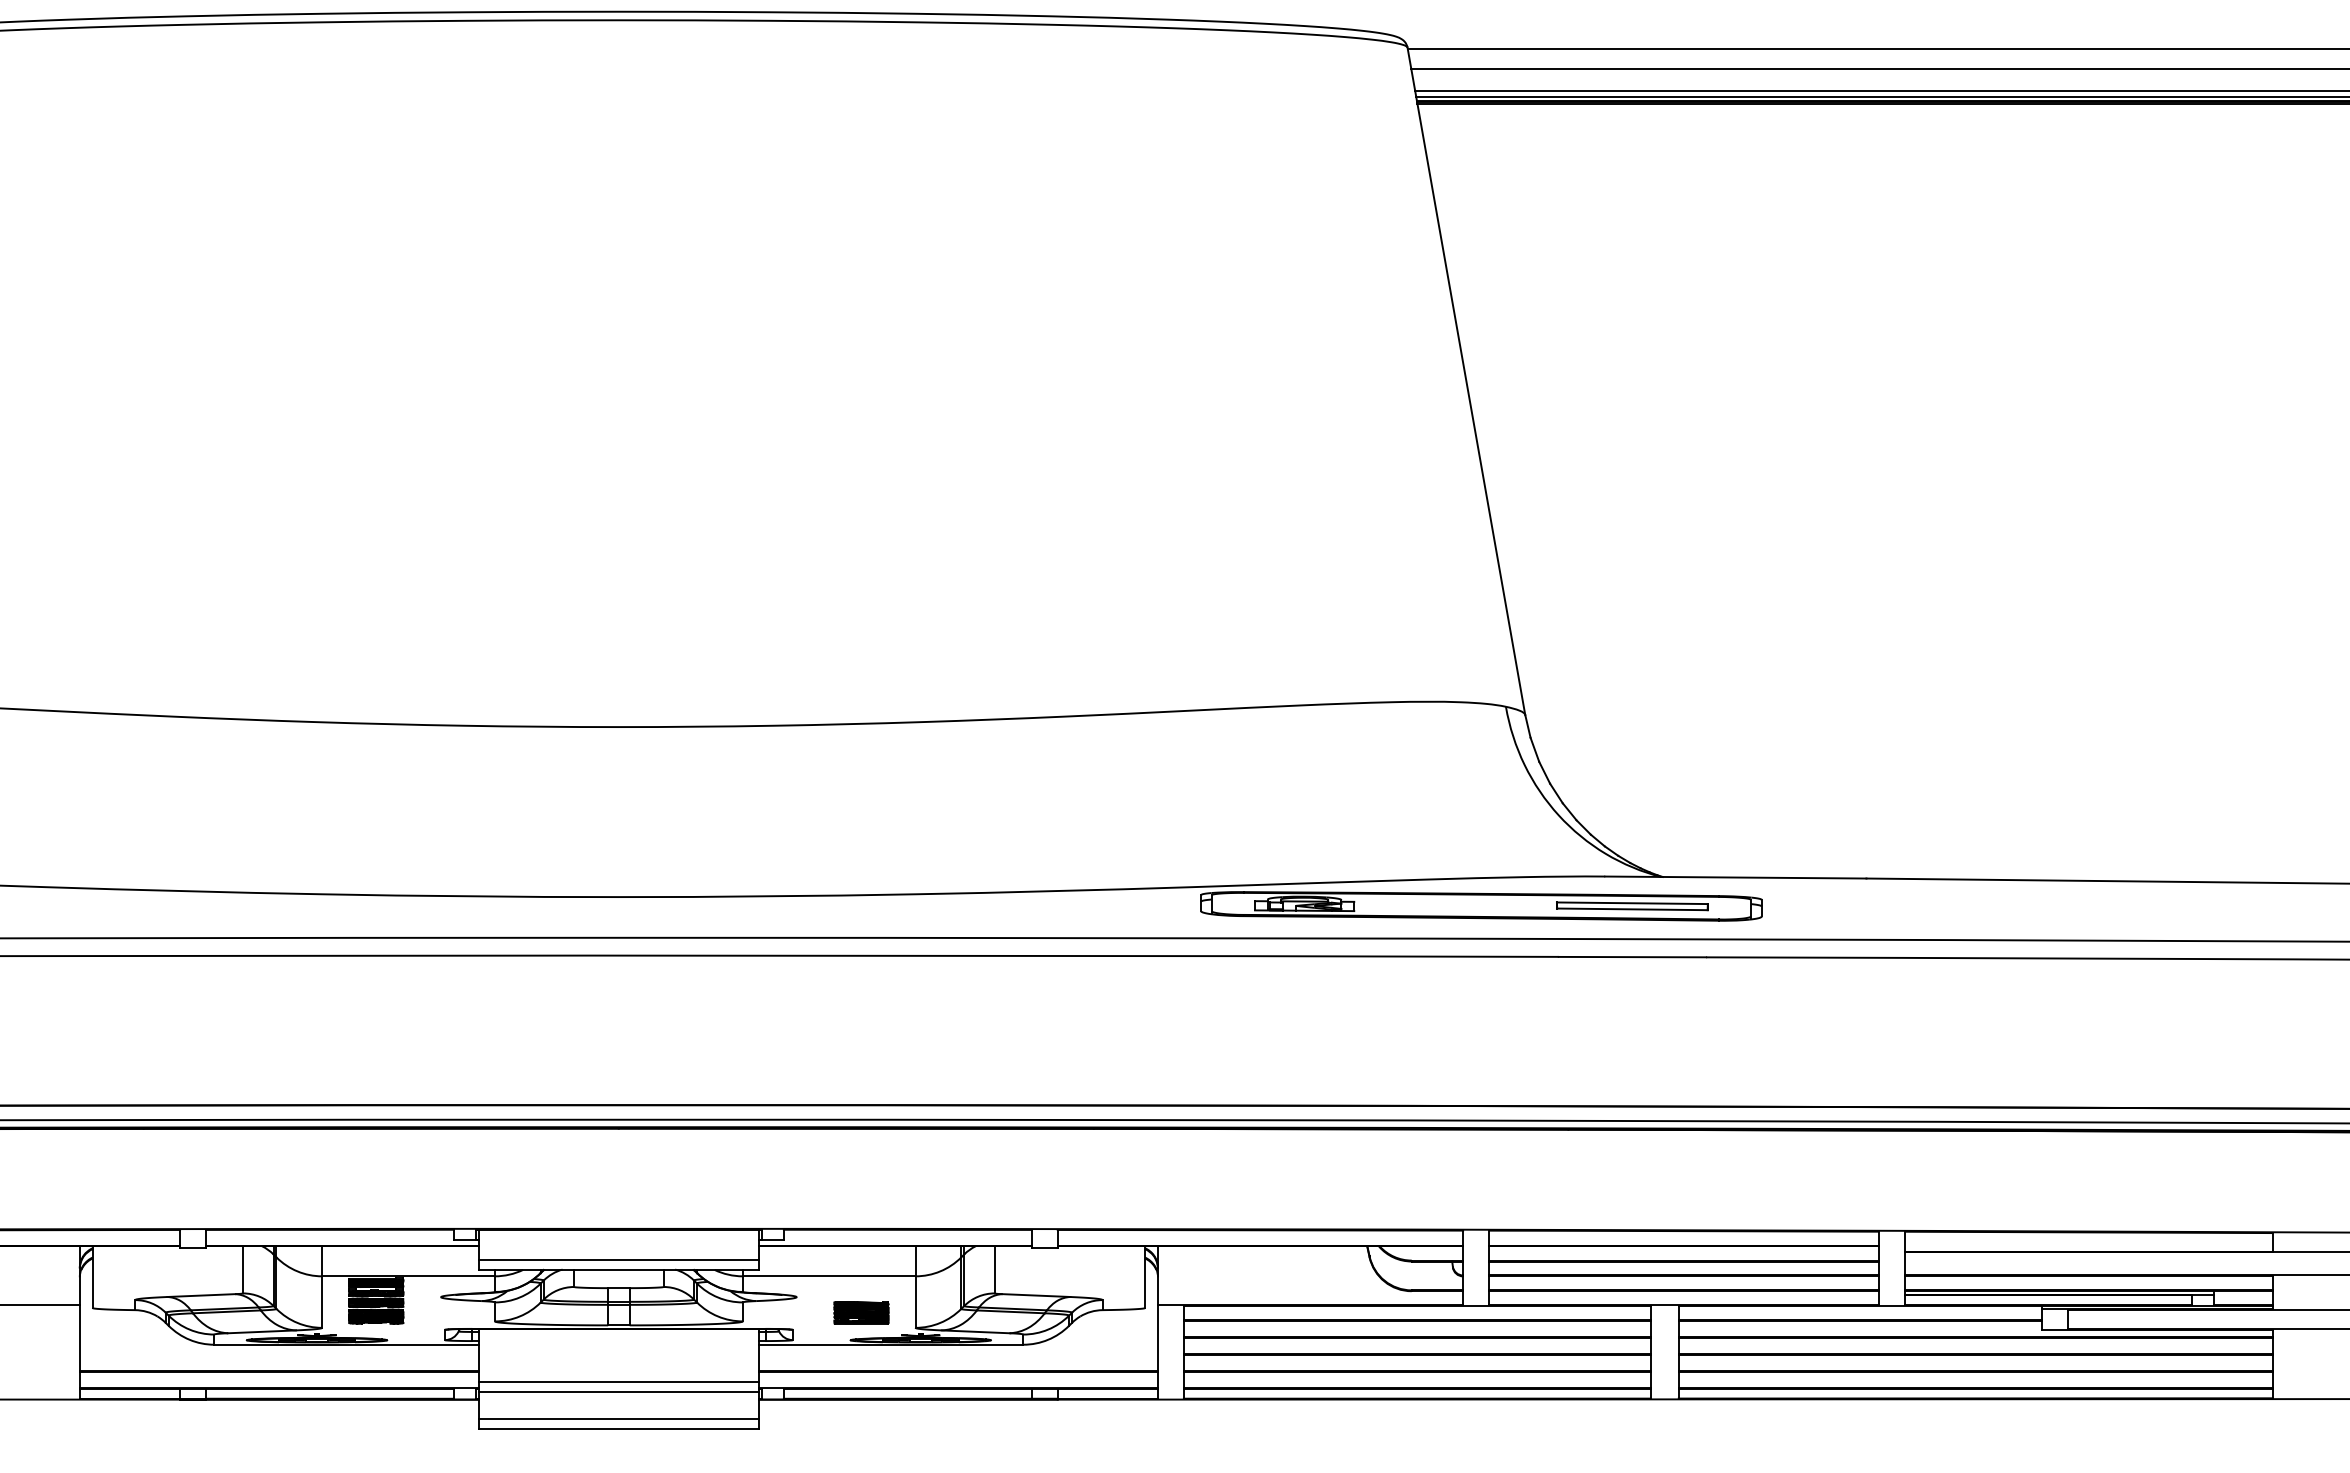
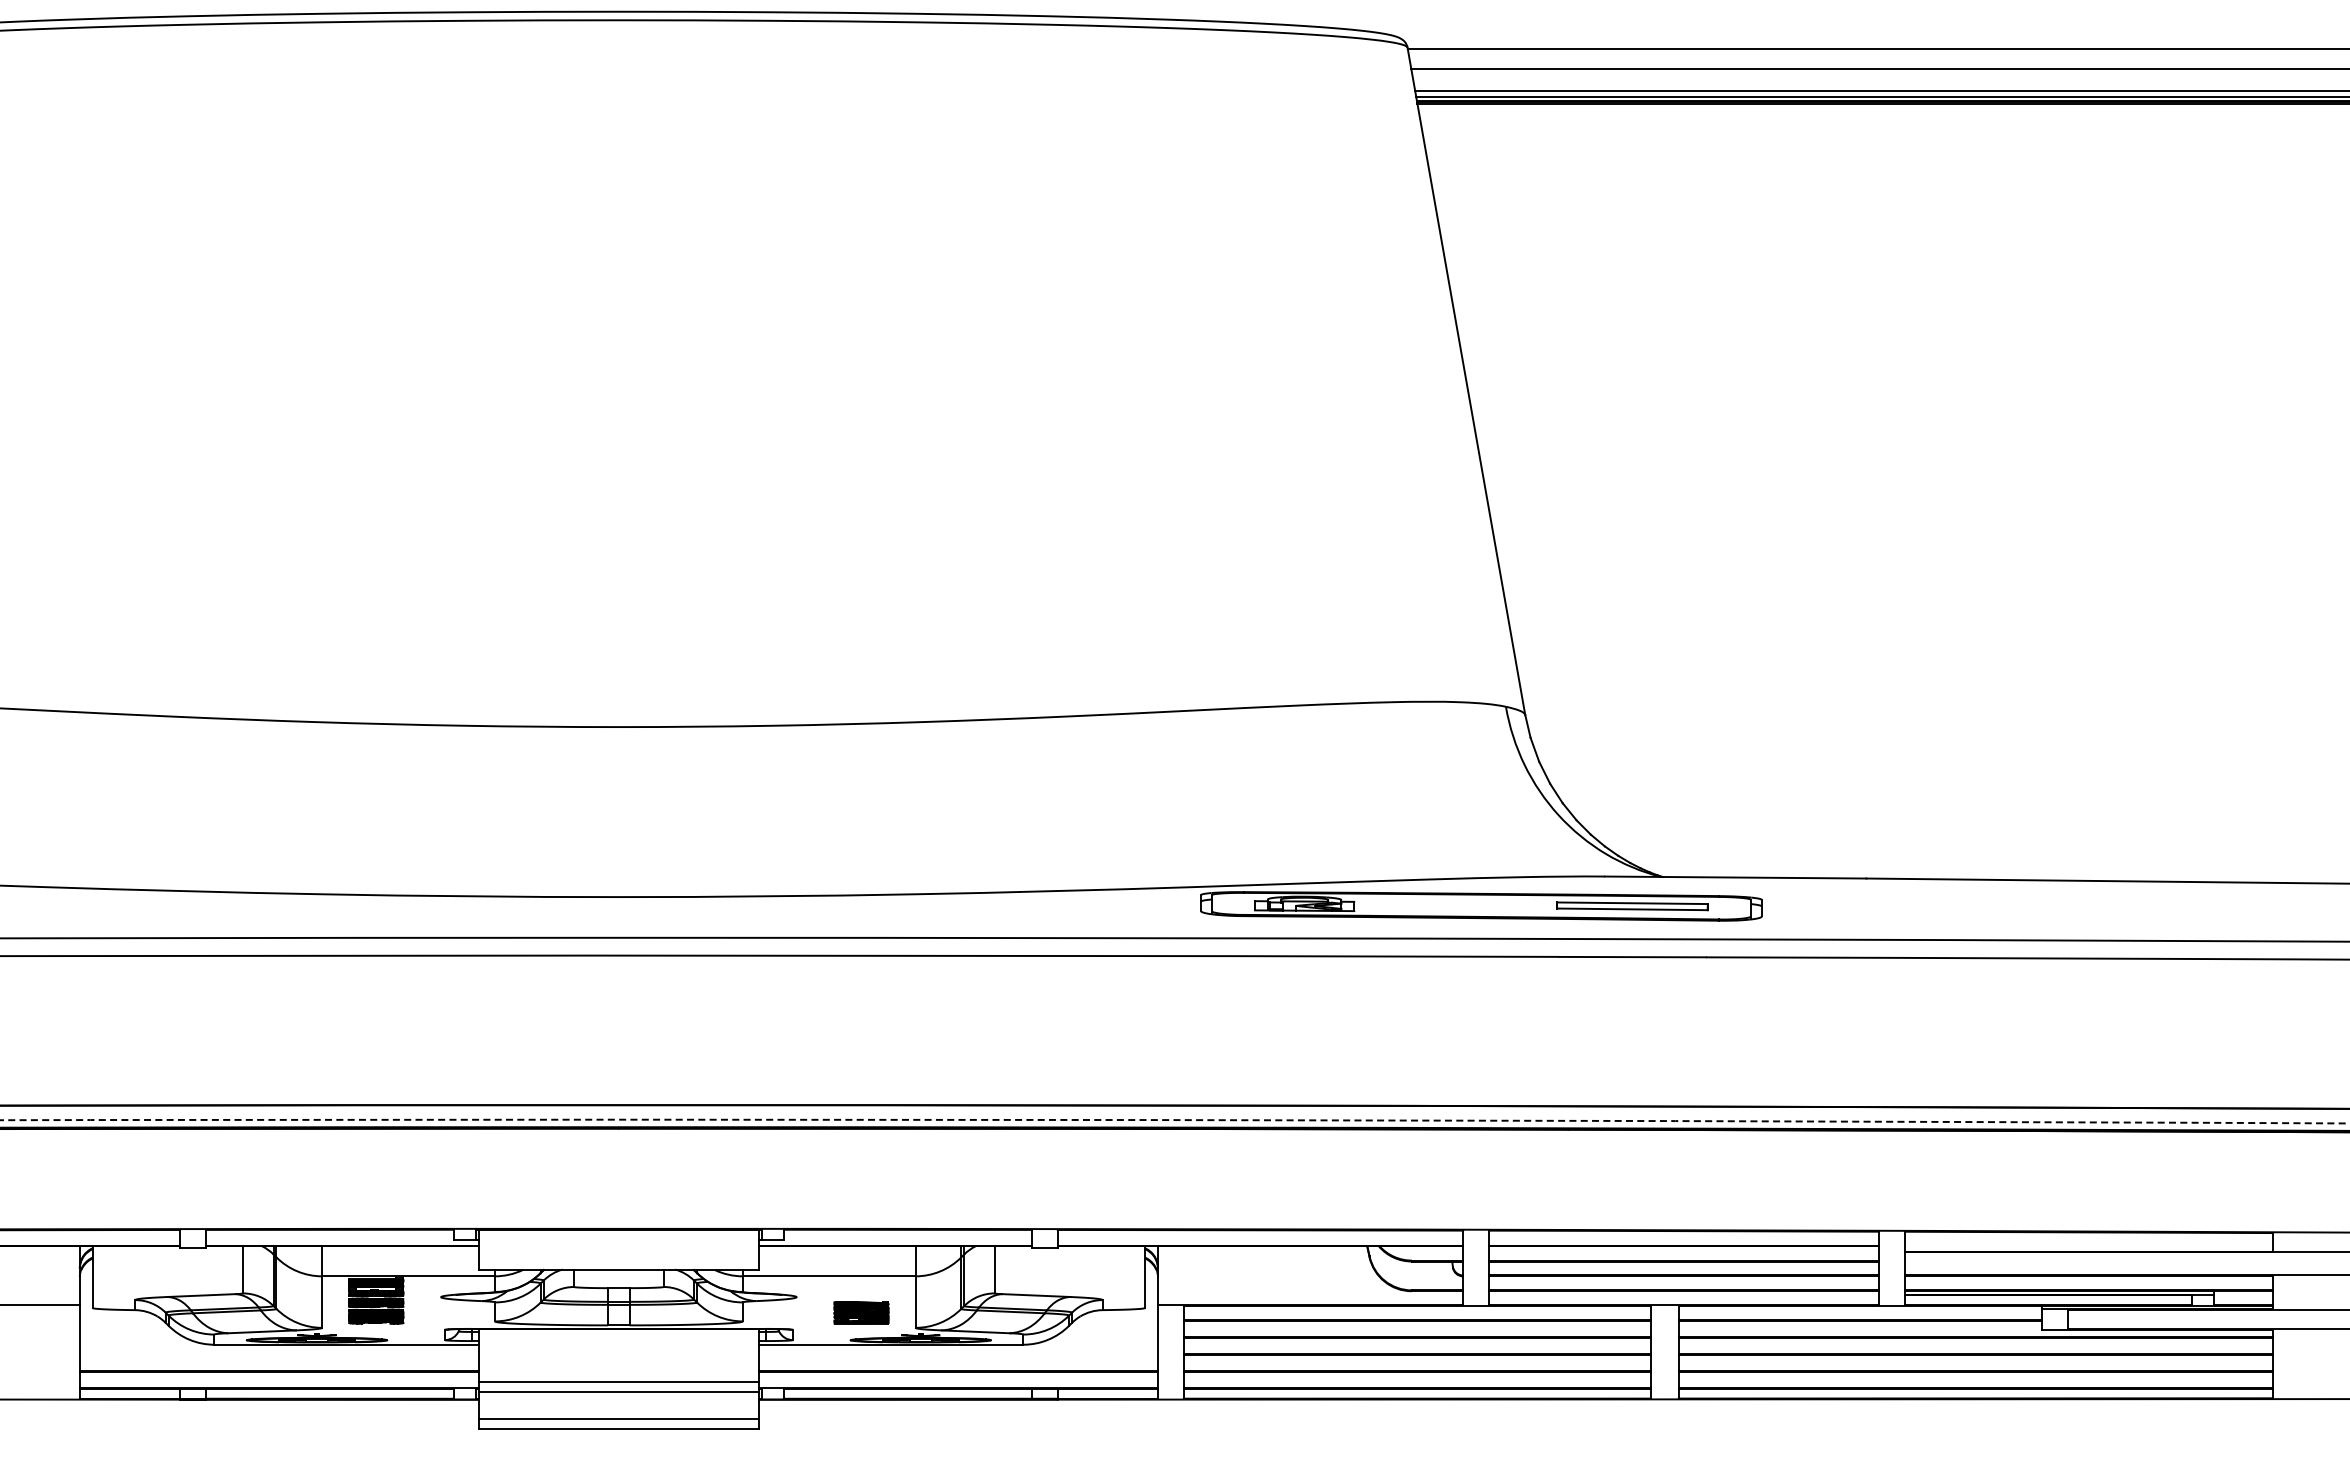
arc: solid -> dashed (1174, 1120)
line: present -> none (618, 1259)
